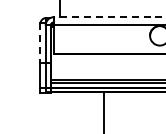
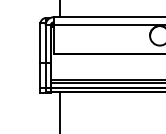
line: dashed -> solid (109, 17)
line: dashed -> solid (40, 43)
line position: (103, 111) -> (59, 111) (59, 111)
